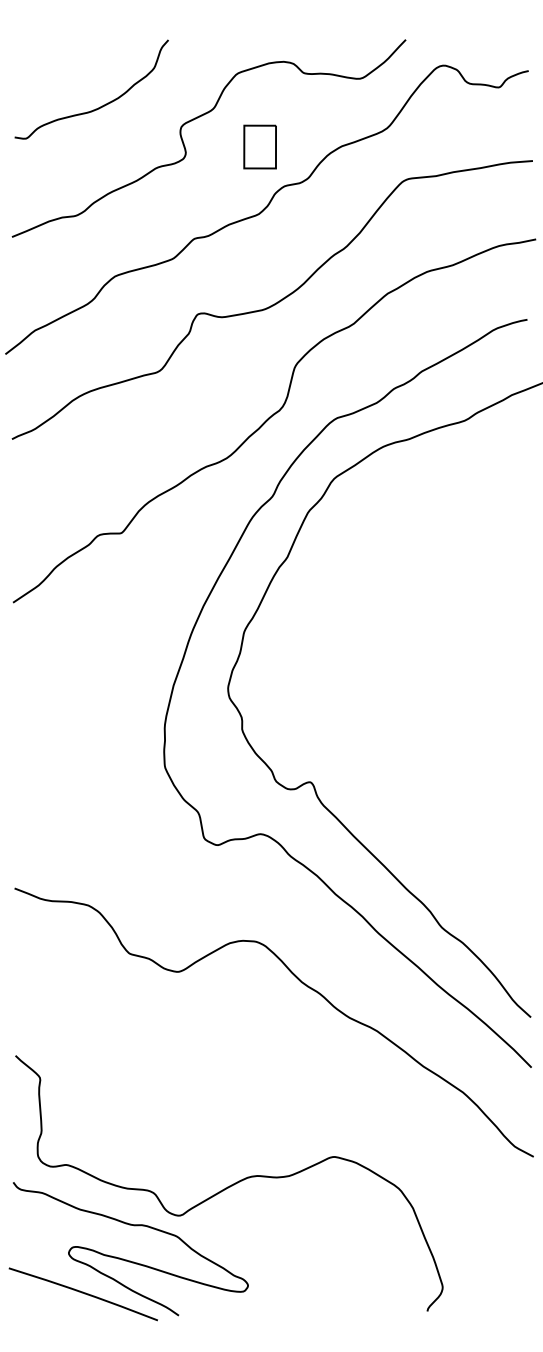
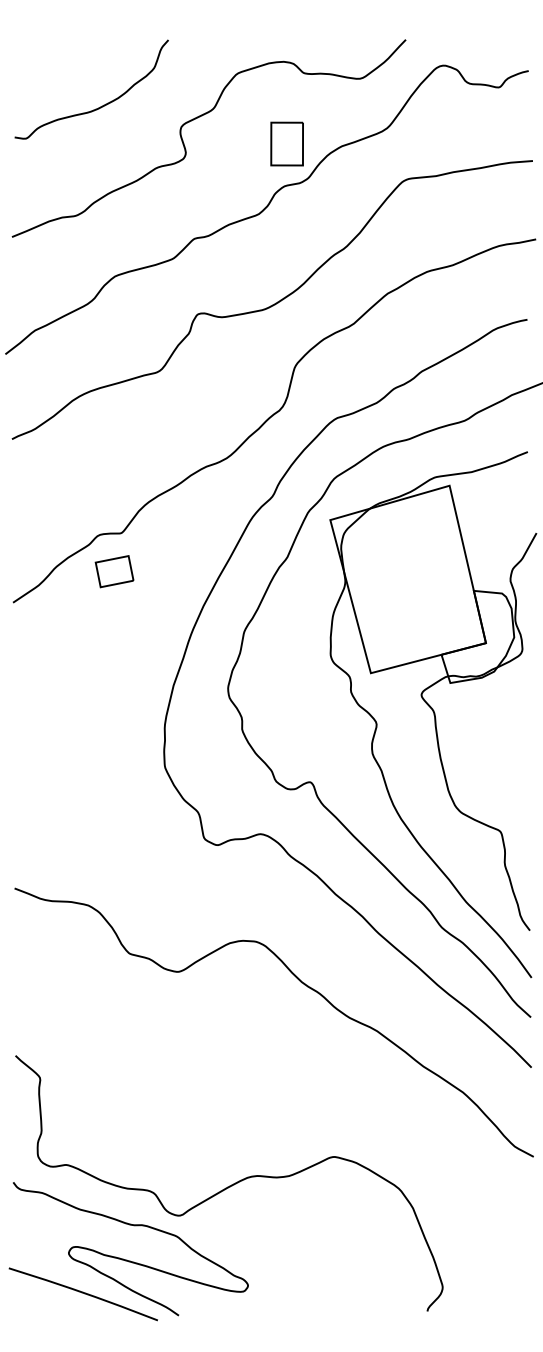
part position: (259, 146) -> (286, 143) (286, 143)
part: none -> present (114, 571)
part: none -> present (433, 714)
